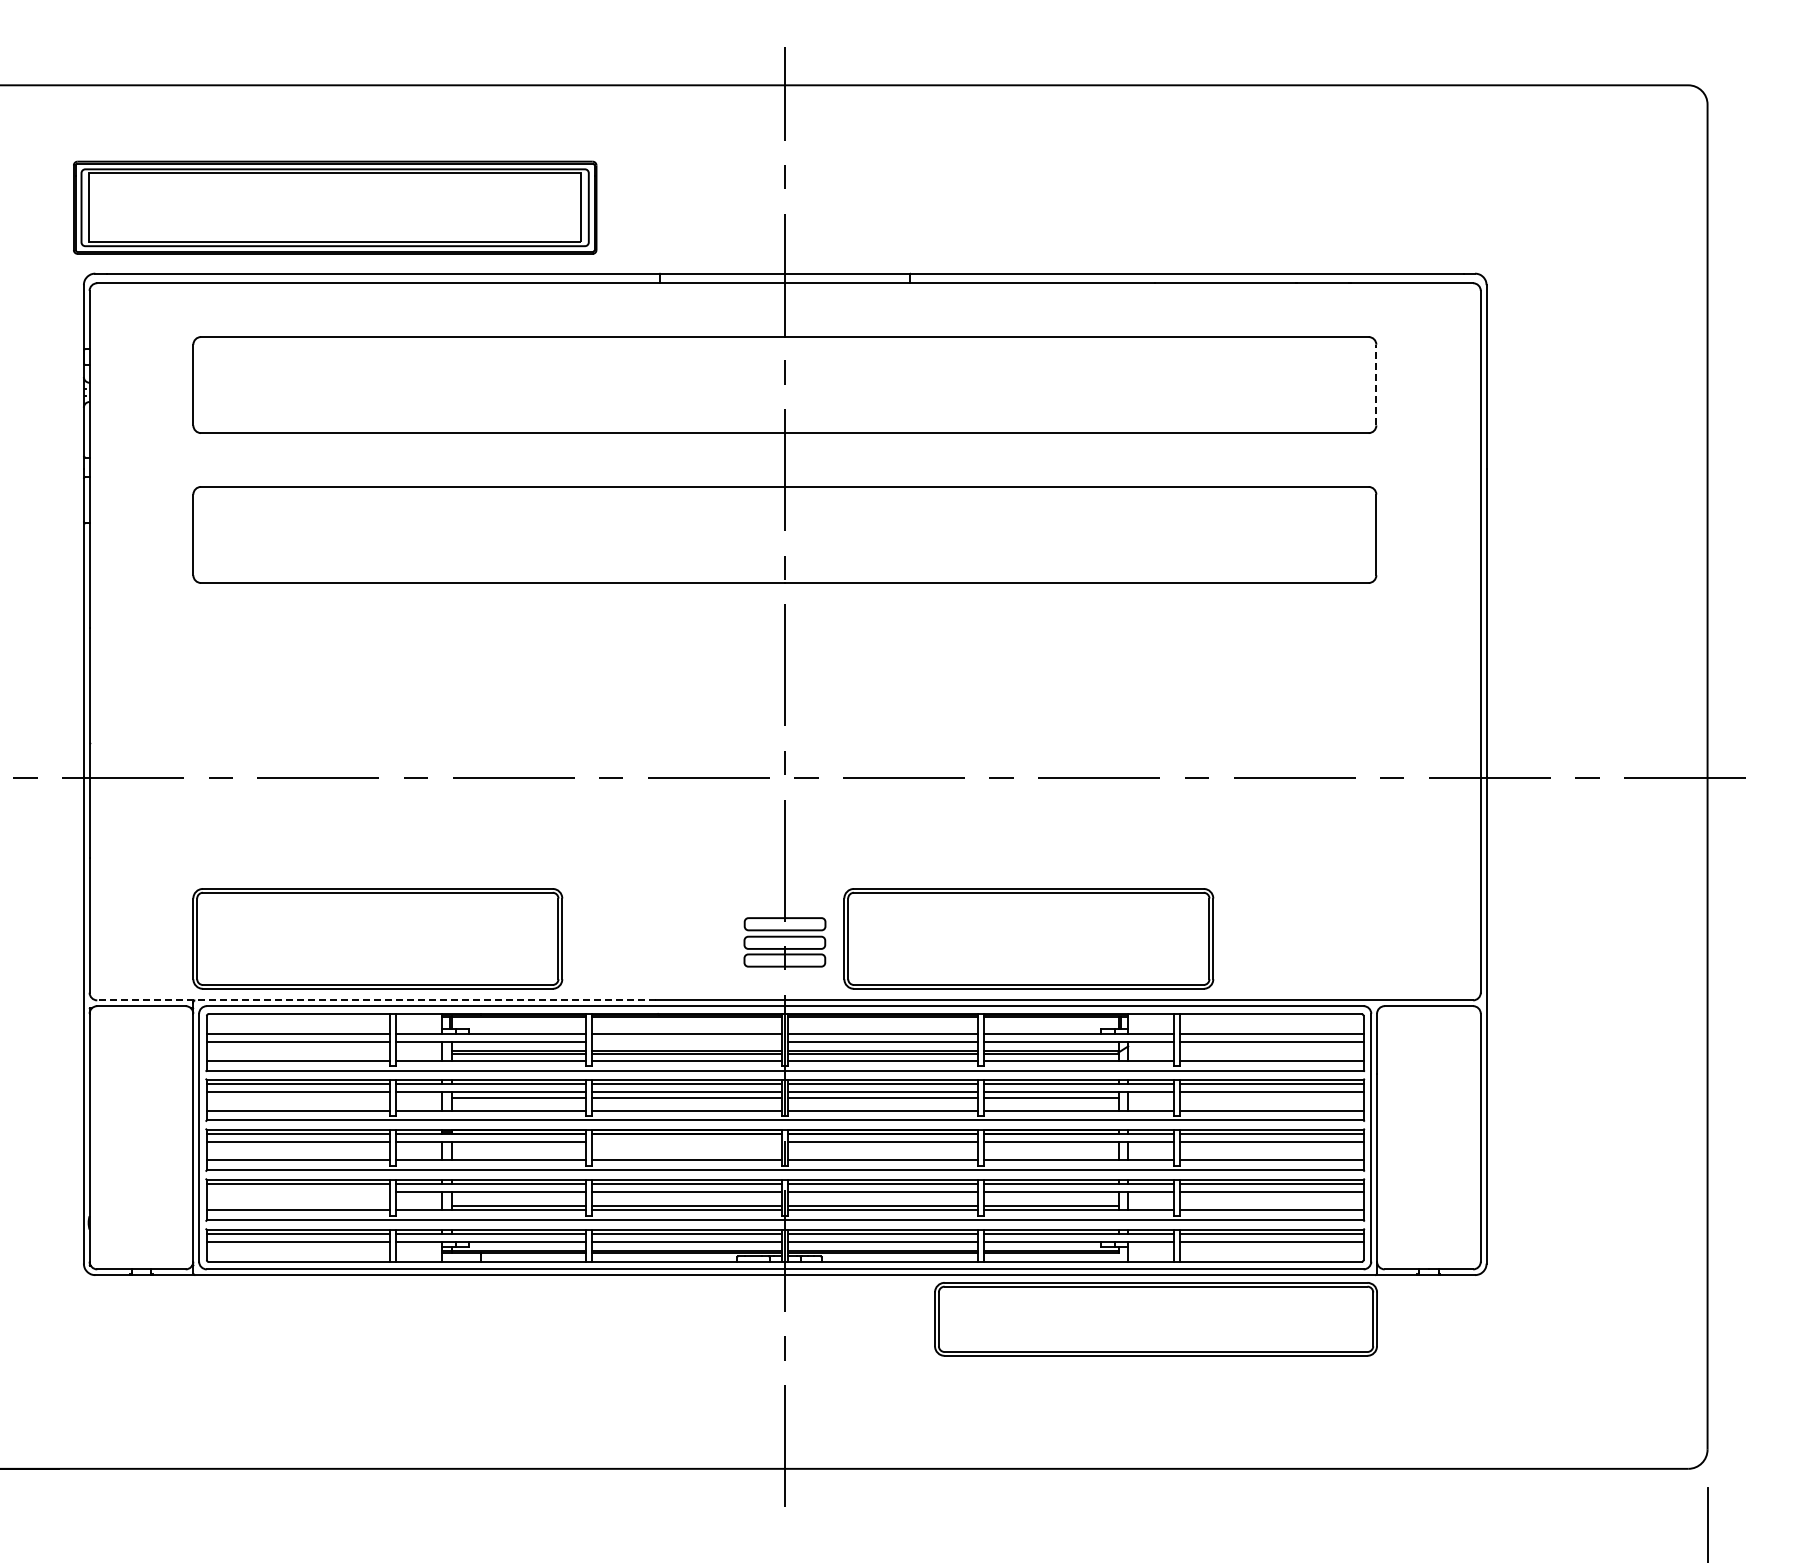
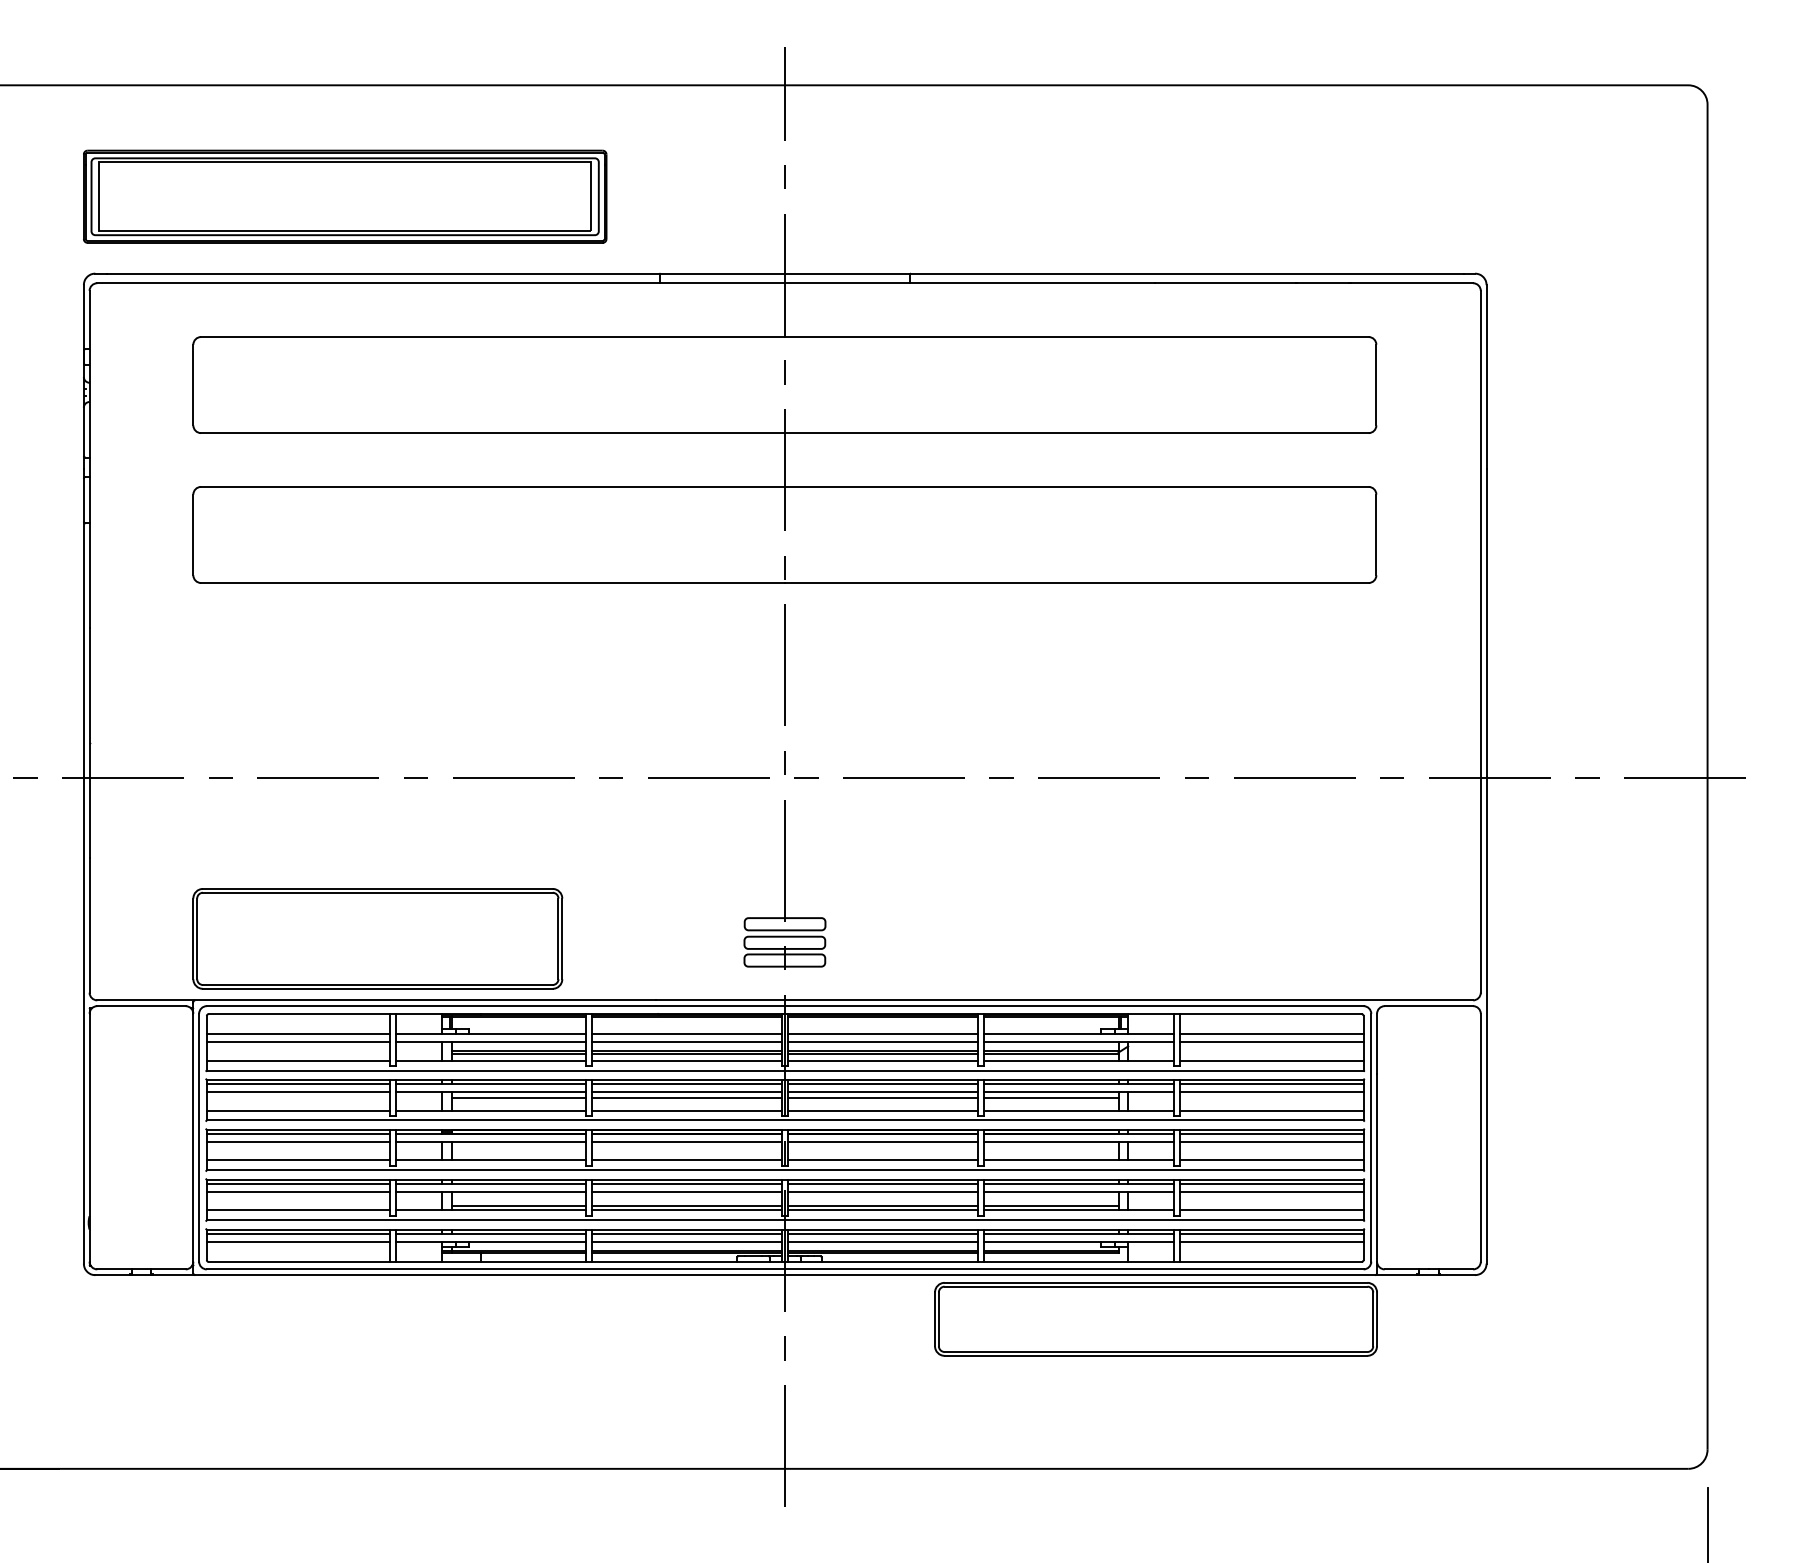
part position: (335, 207) -> (345, 196) (345, 196)
line: dashed -> solid (1376, 384)
part: present -> none (1028, 938)
line: dashed -> solid (376, 1000)
line: none -> present (687, 1041)
line: none -> present (687, 1141)
line: none -> present (298, 1191)
